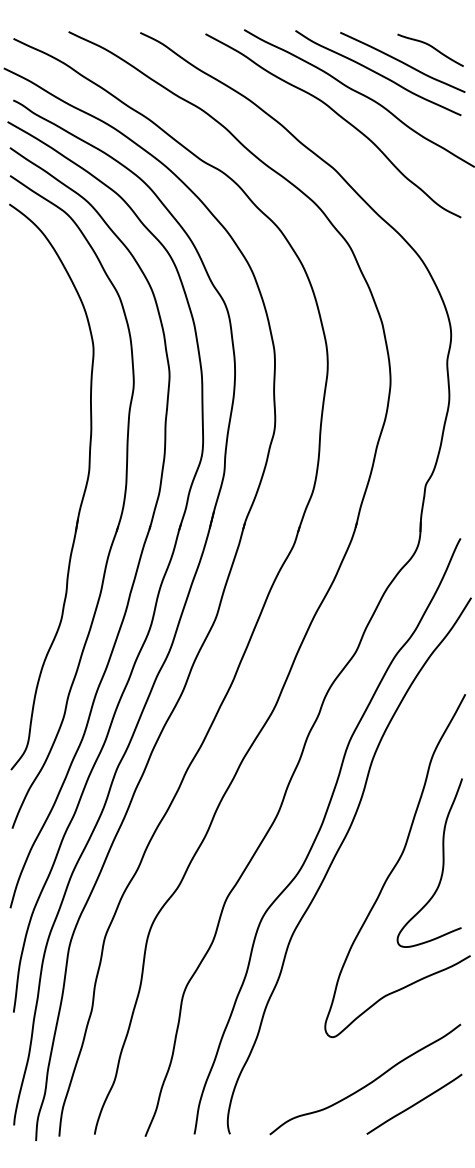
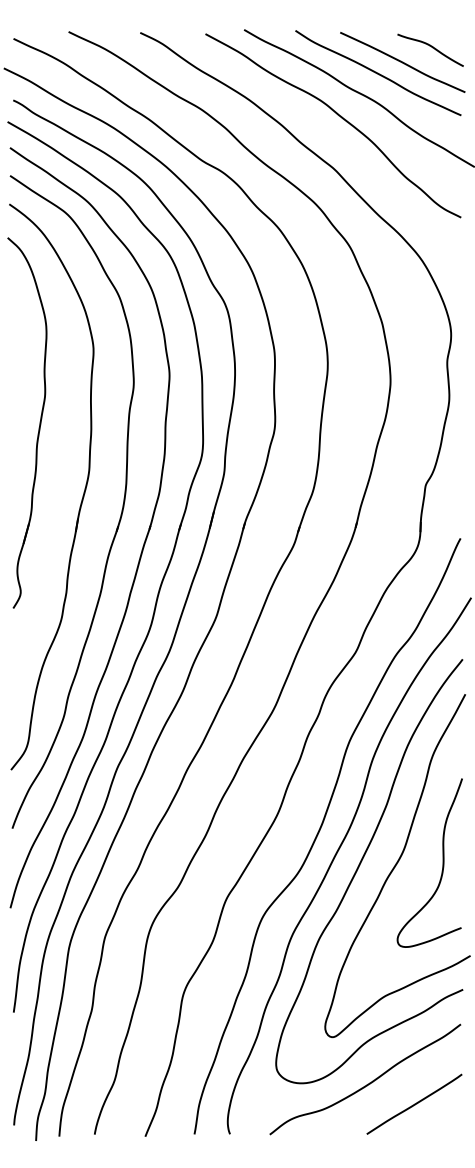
part: none -> present (39, 422)
curve: none -> present (359, 867)
